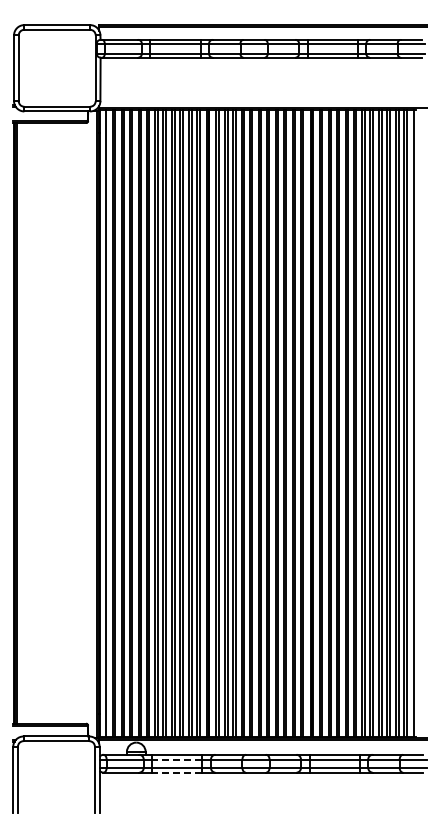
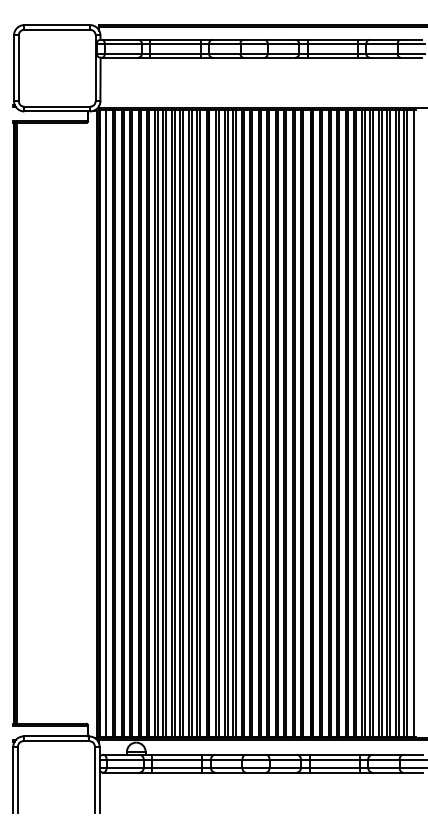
line: dashed -> solid (176, 759)
line: dashed -> solid (176, 772)
